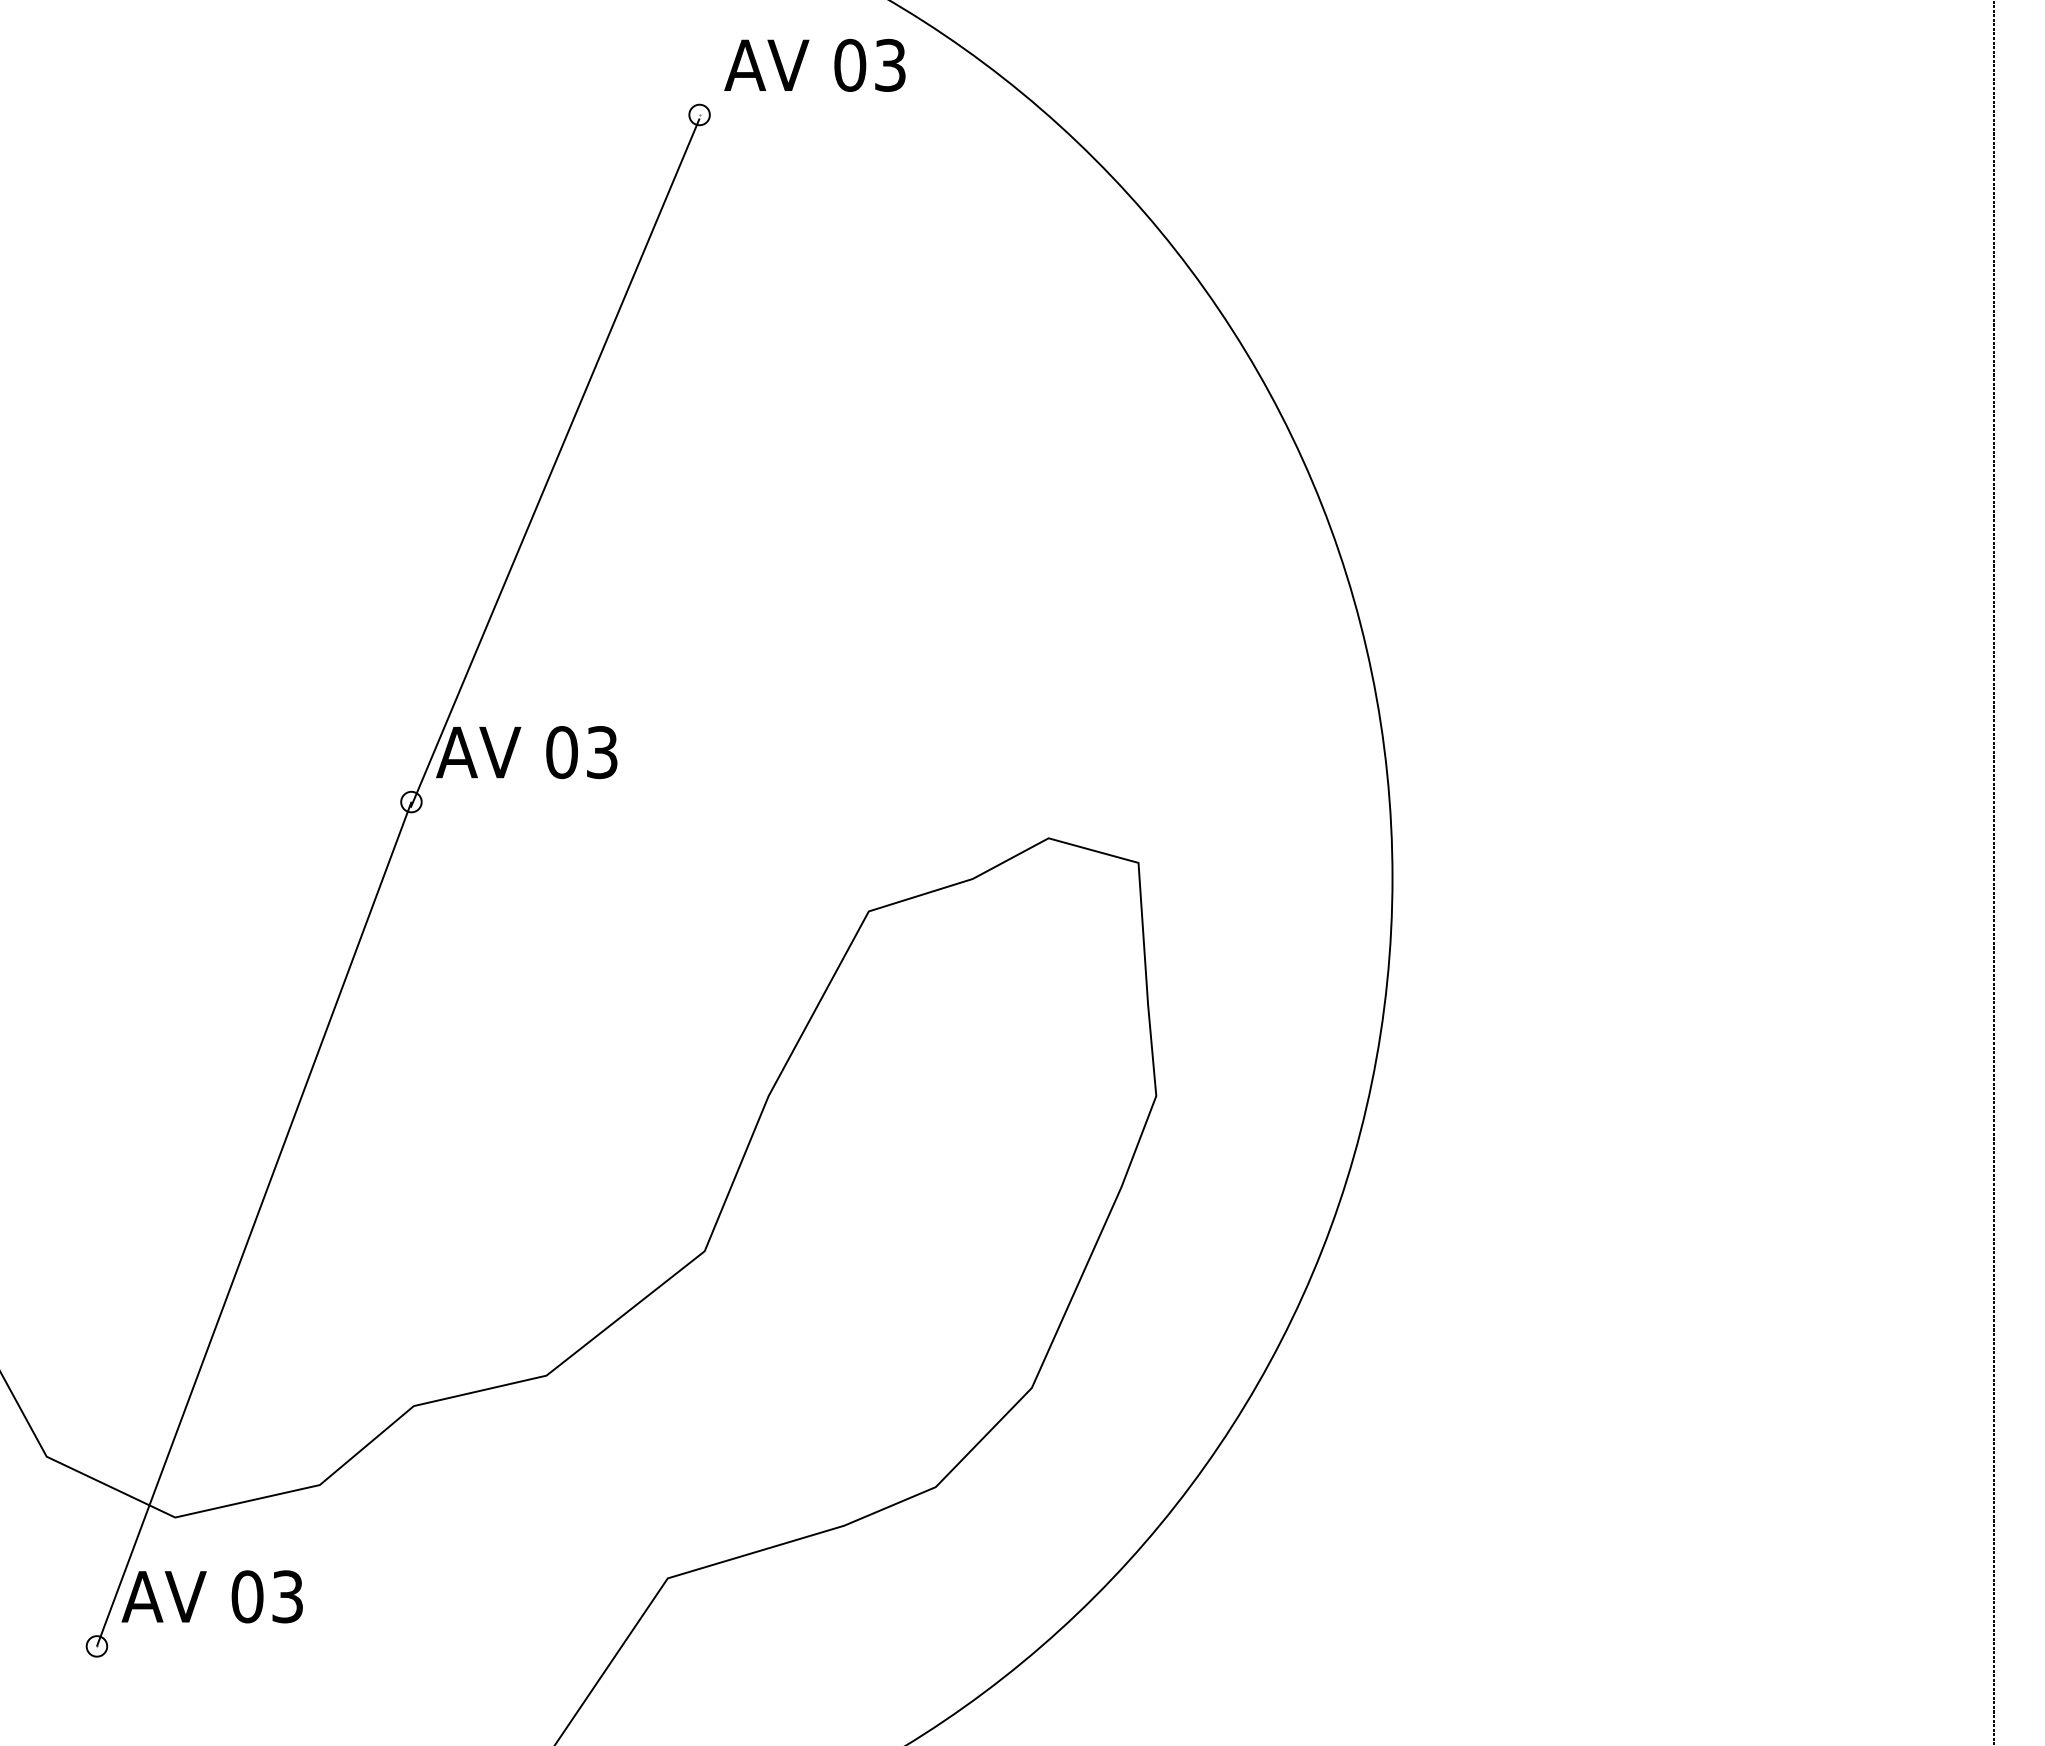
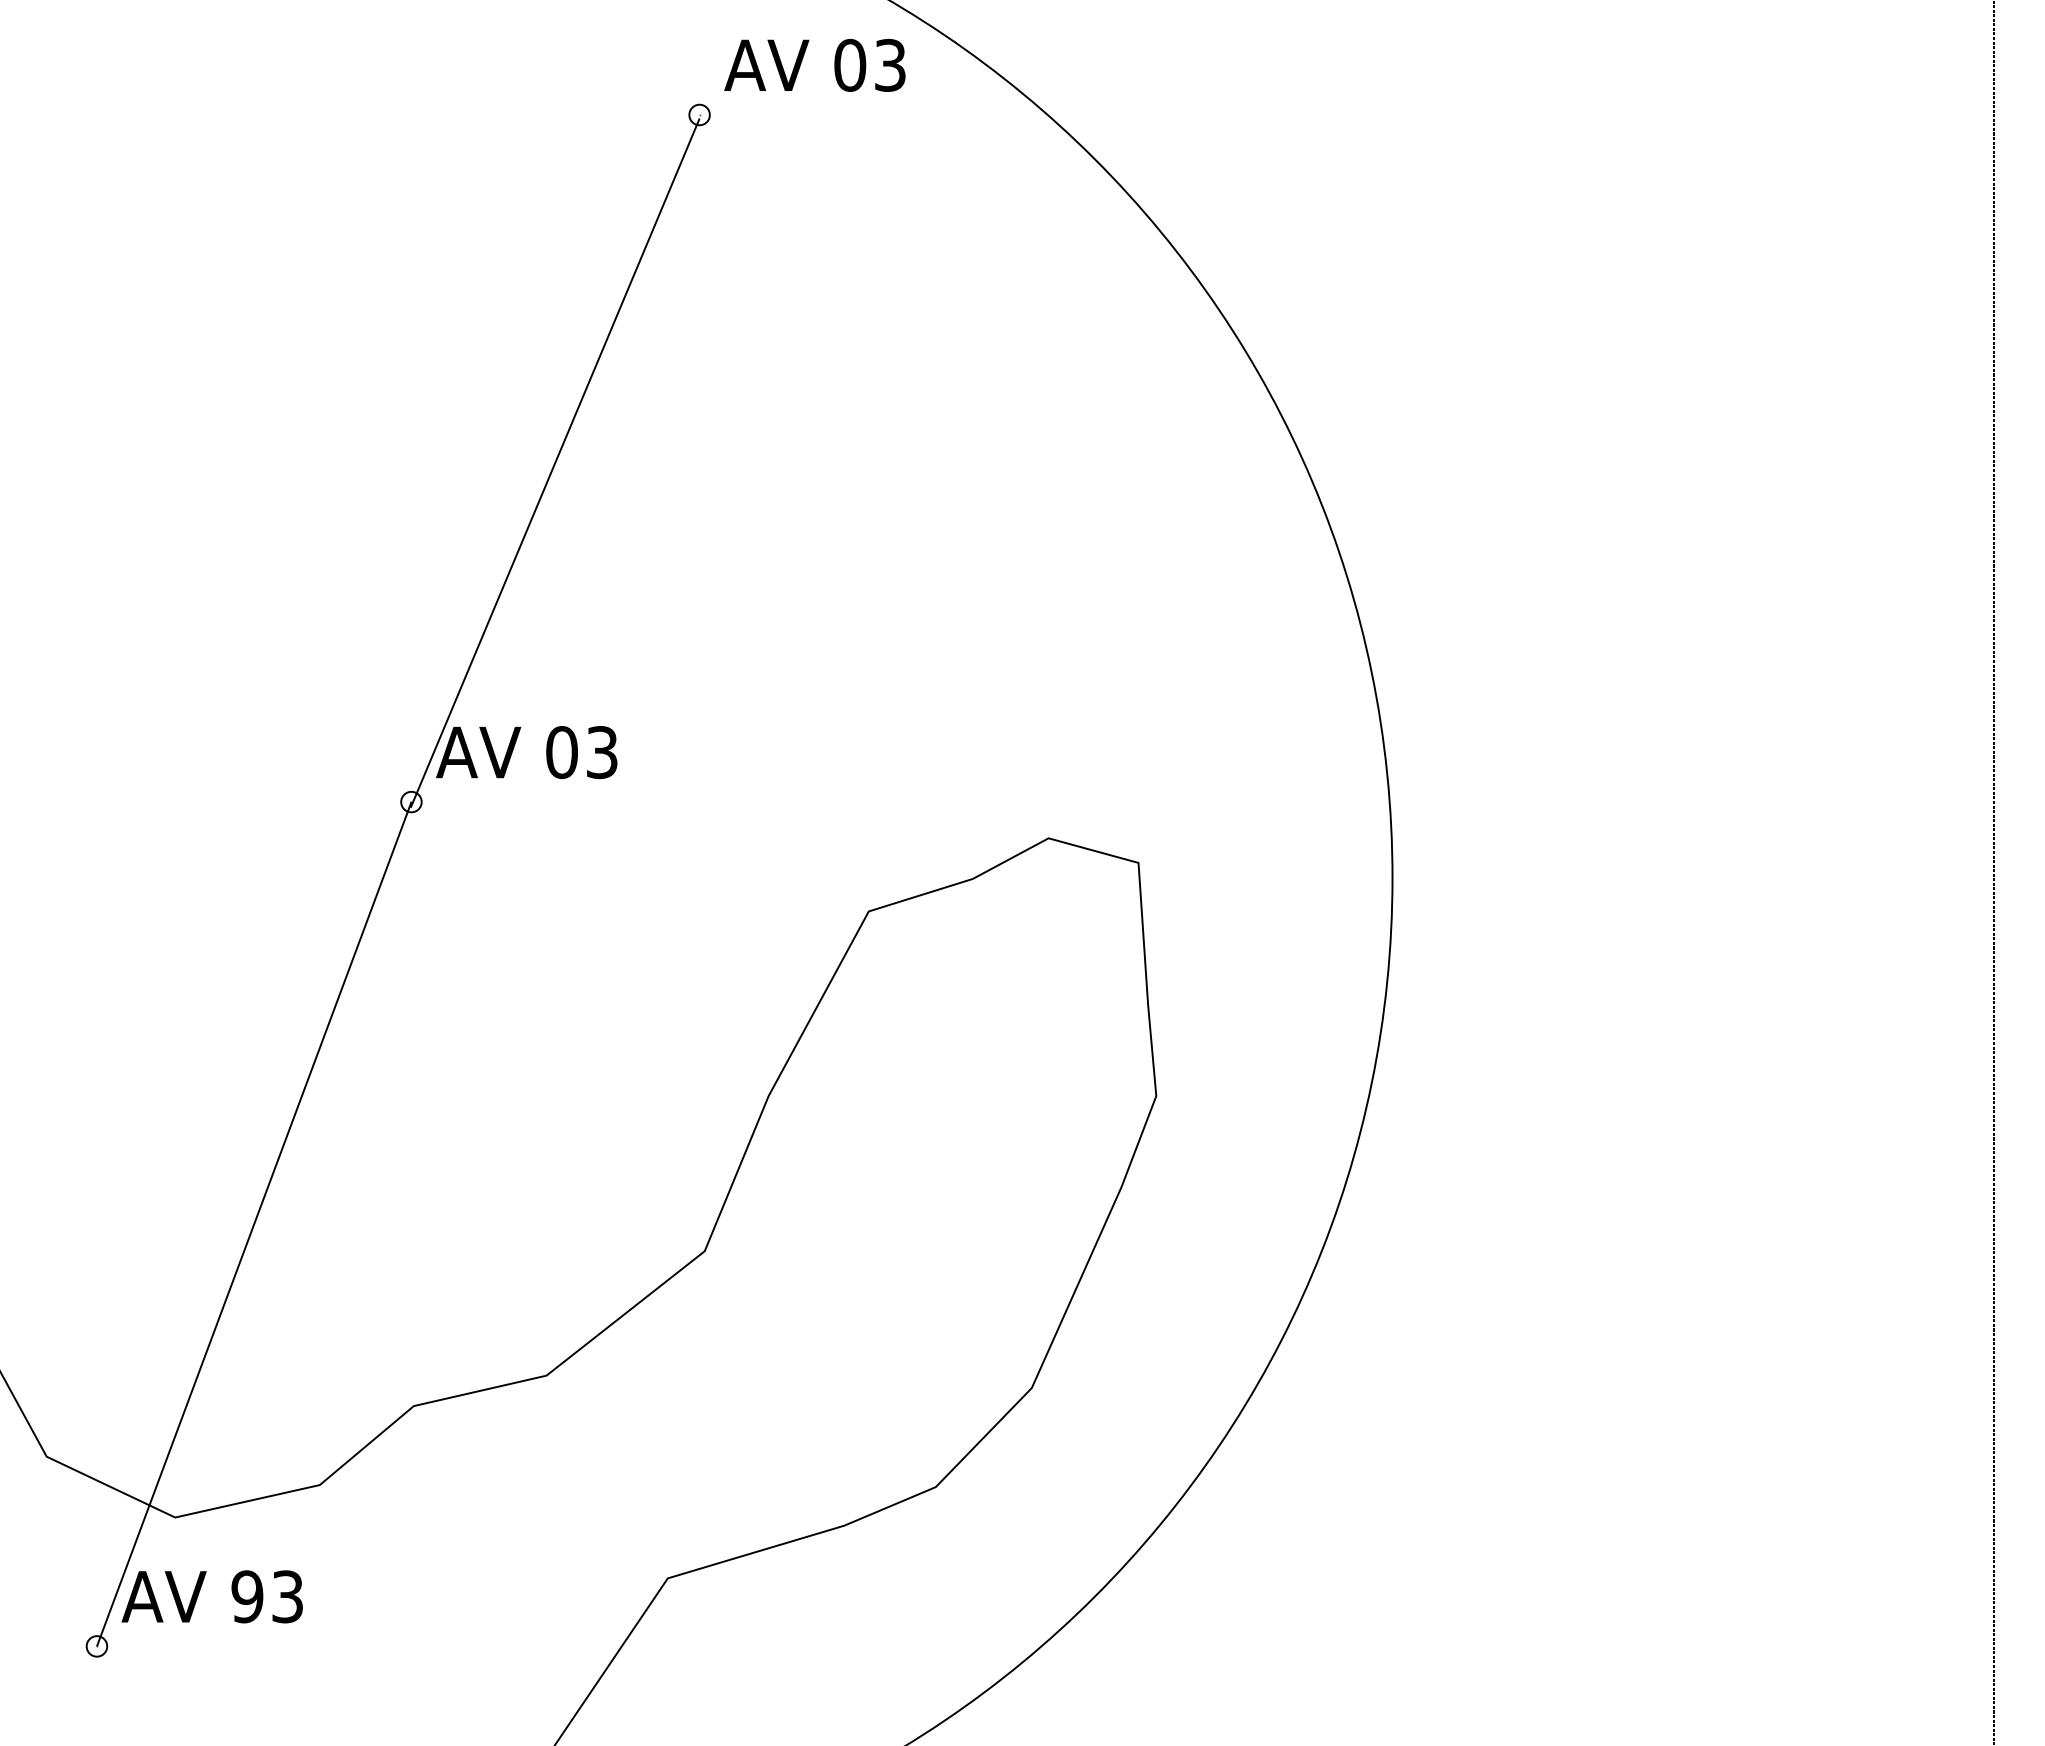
text: 03 -> 93 (247, 1596)
